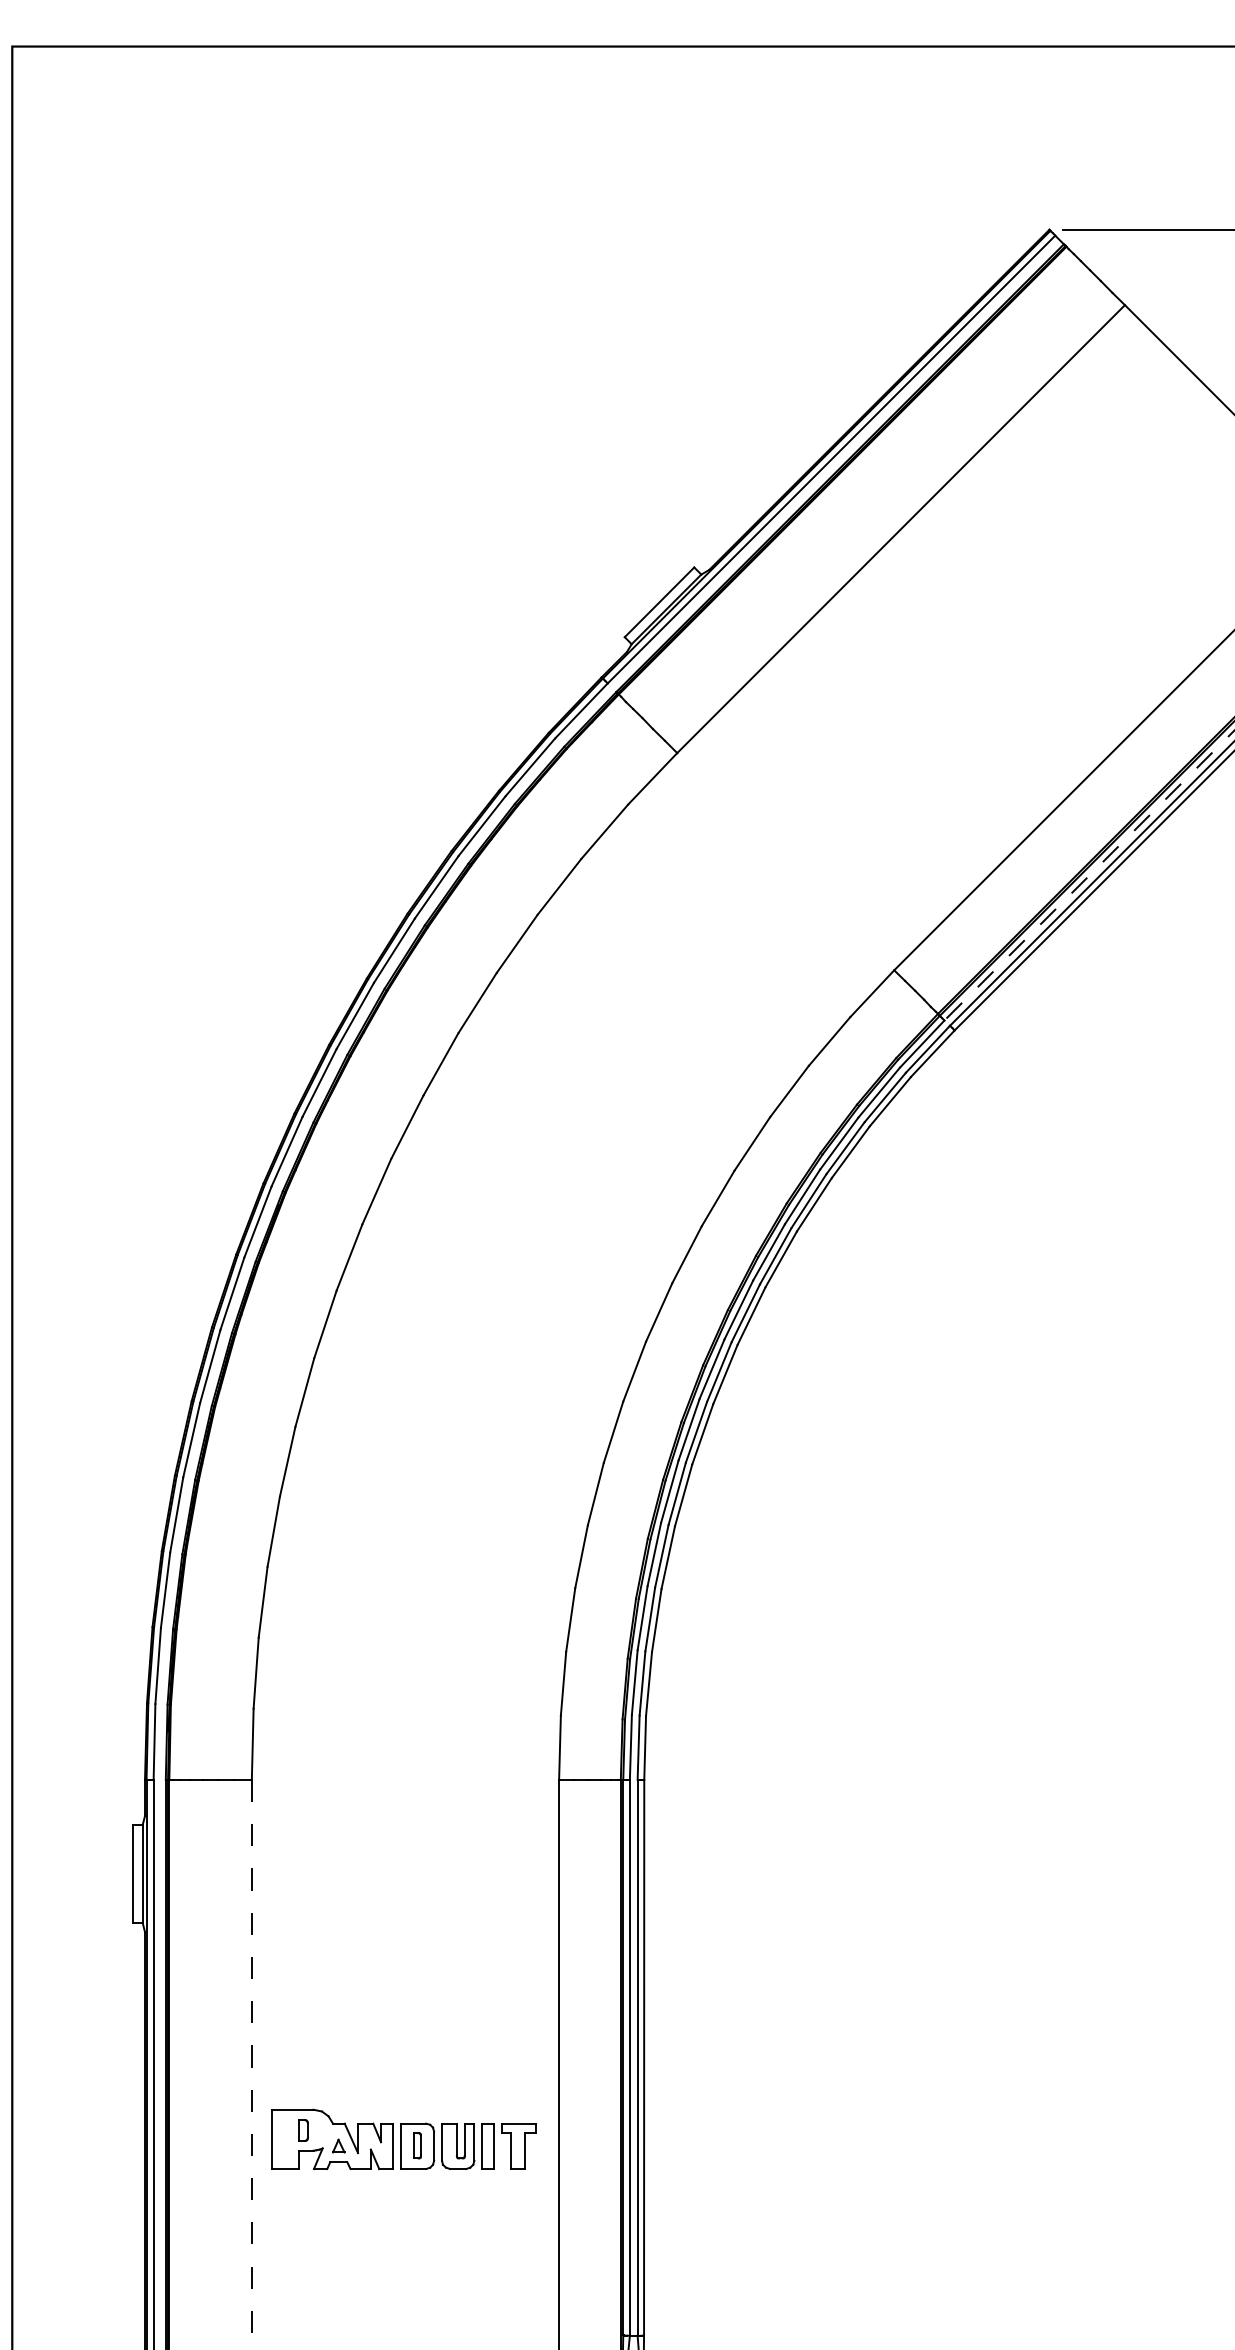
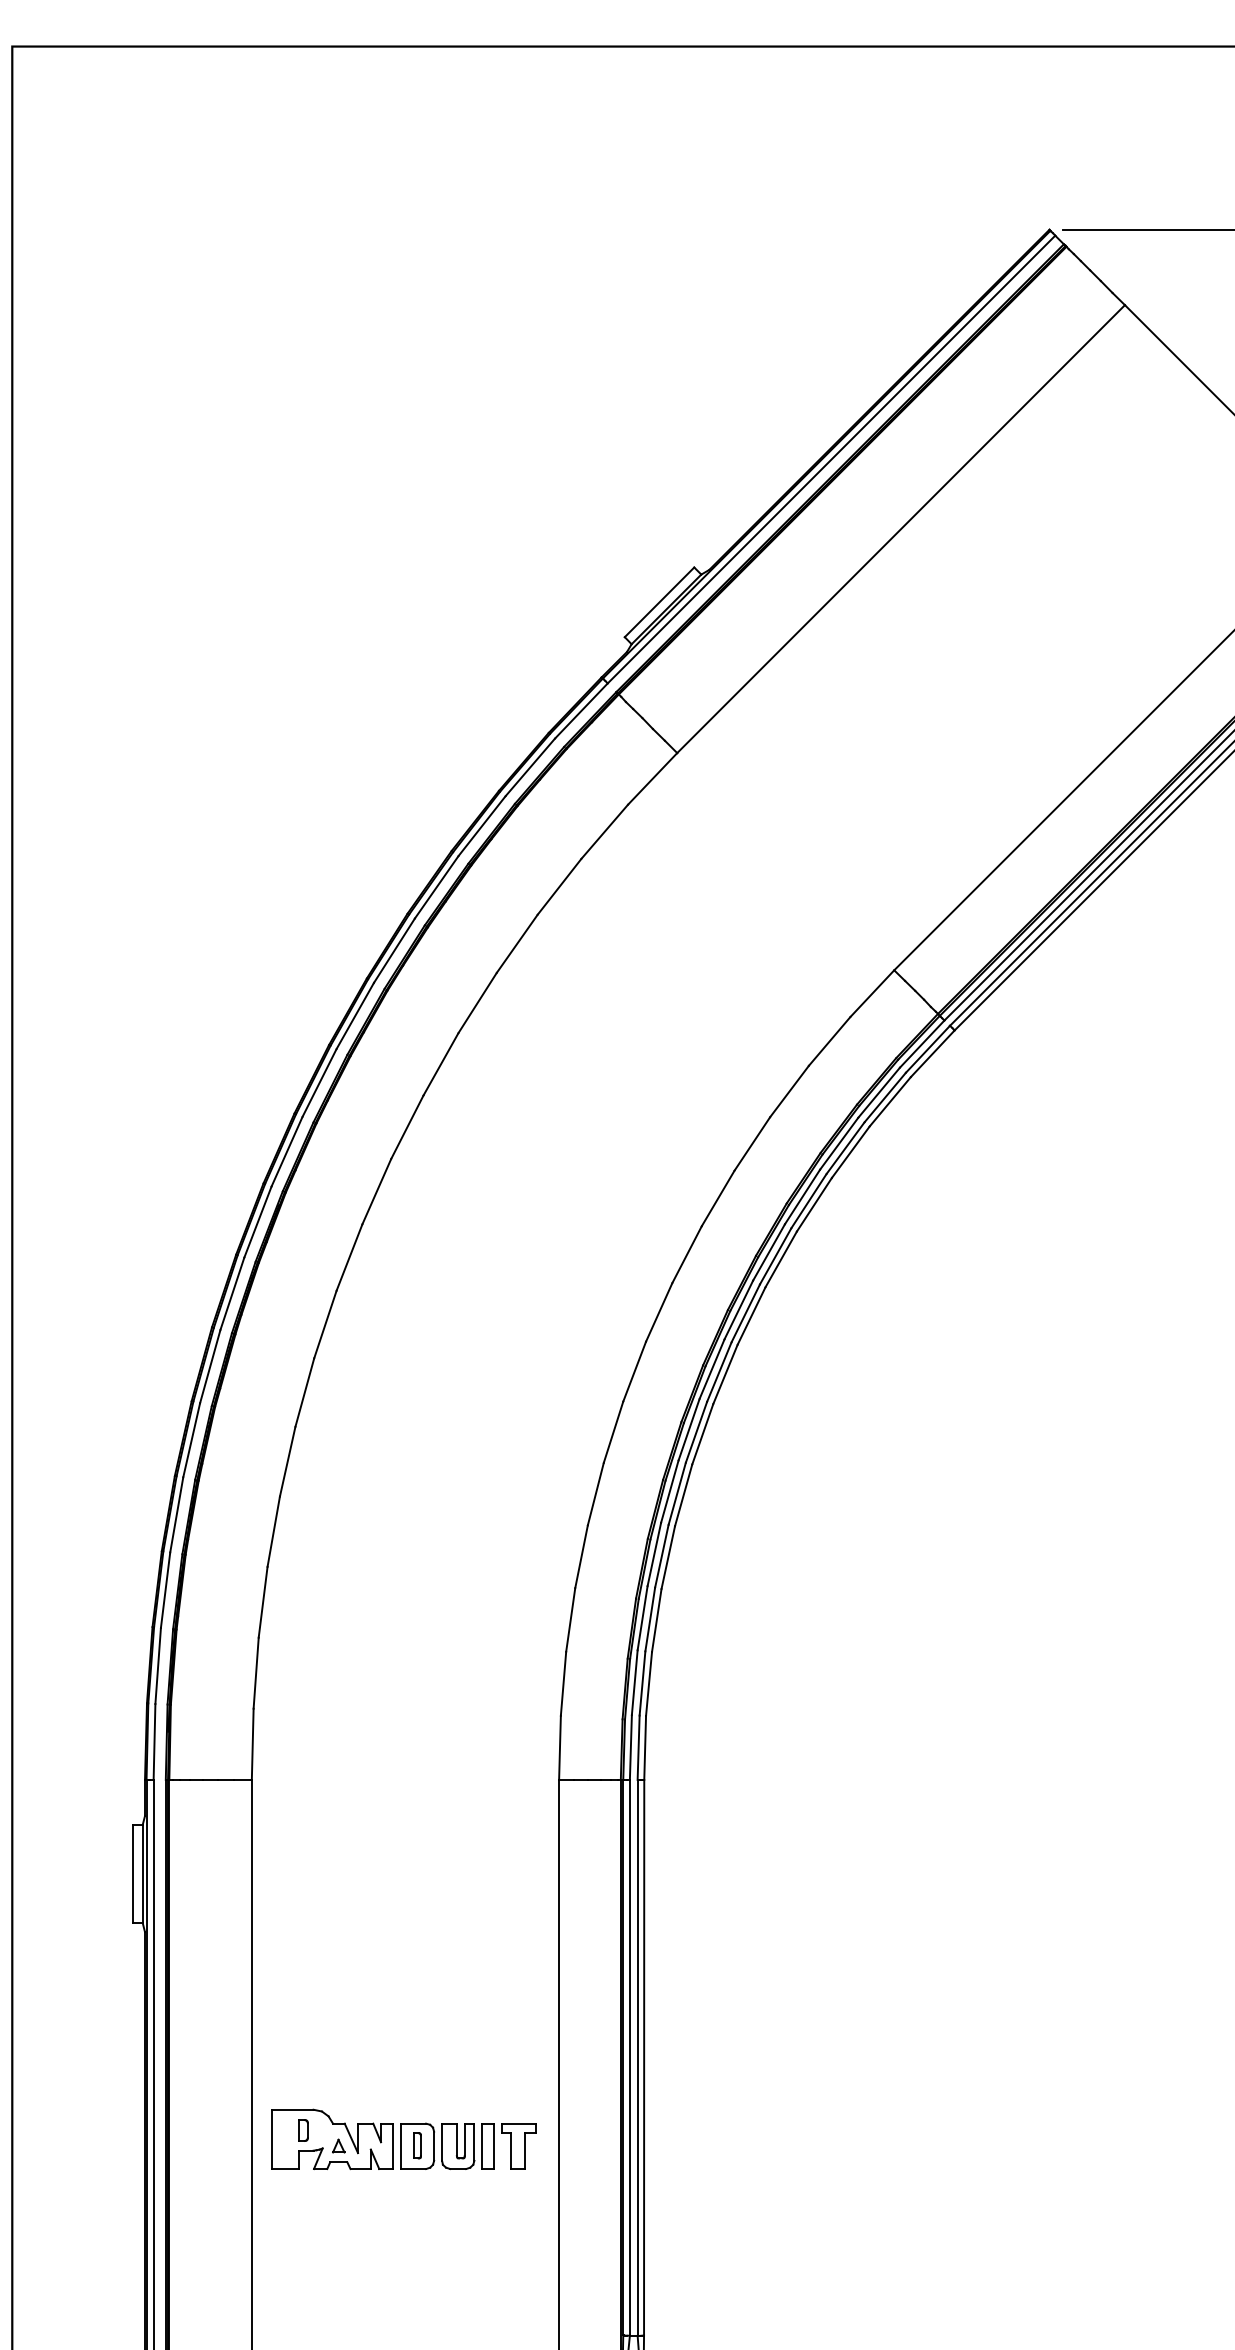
line: dashed -> solid (1089, 875)
line: dashed -> solid (251, 2064)
